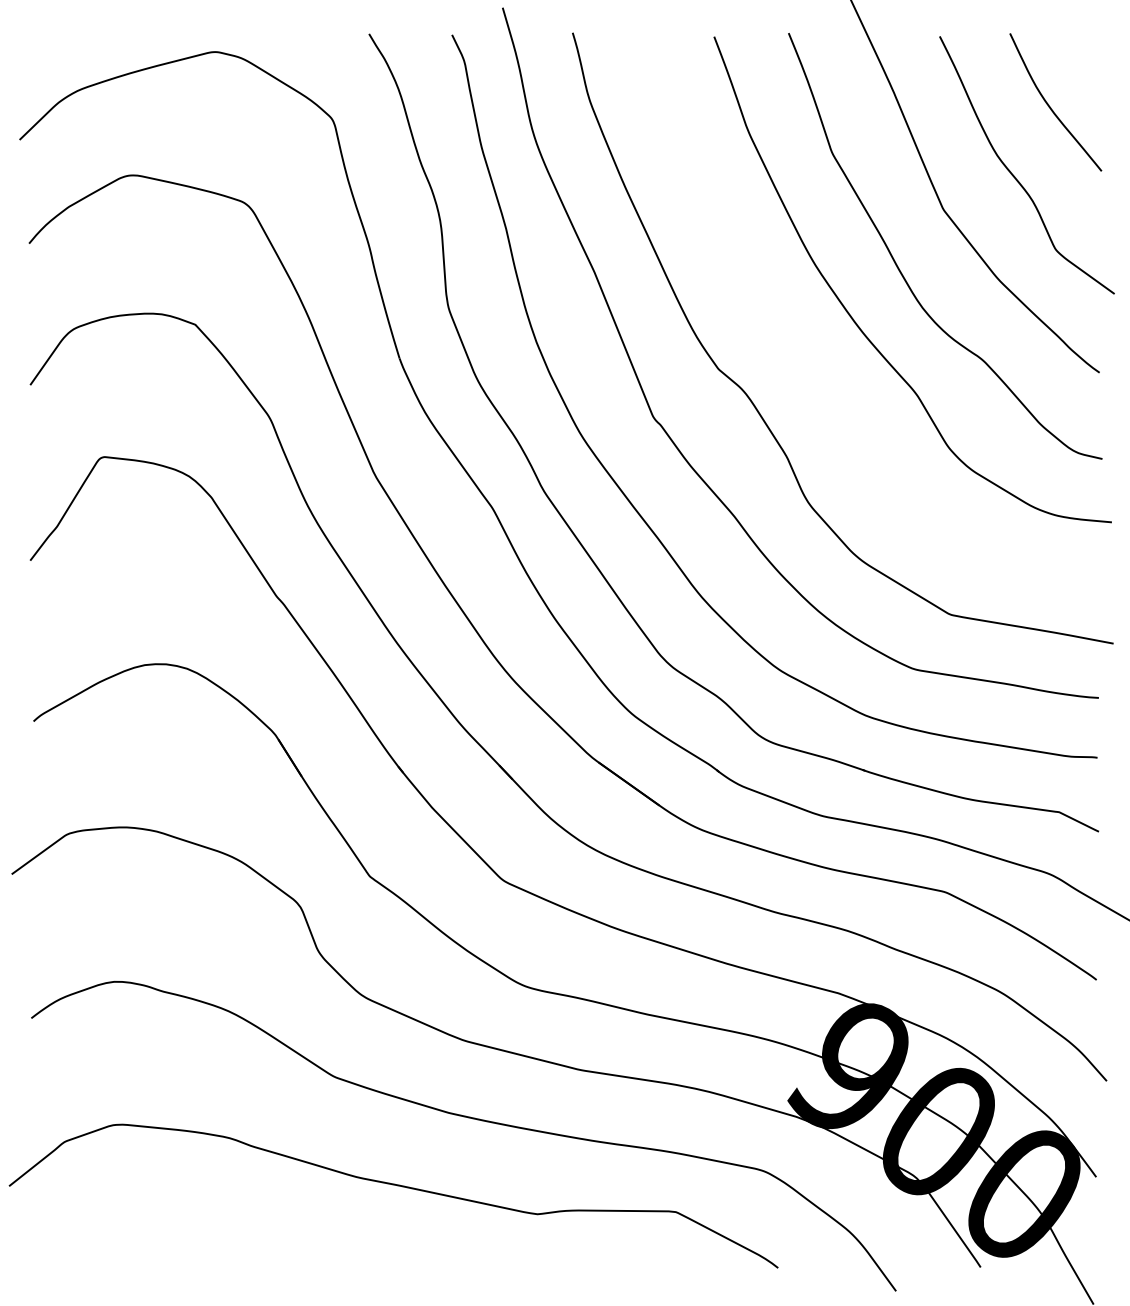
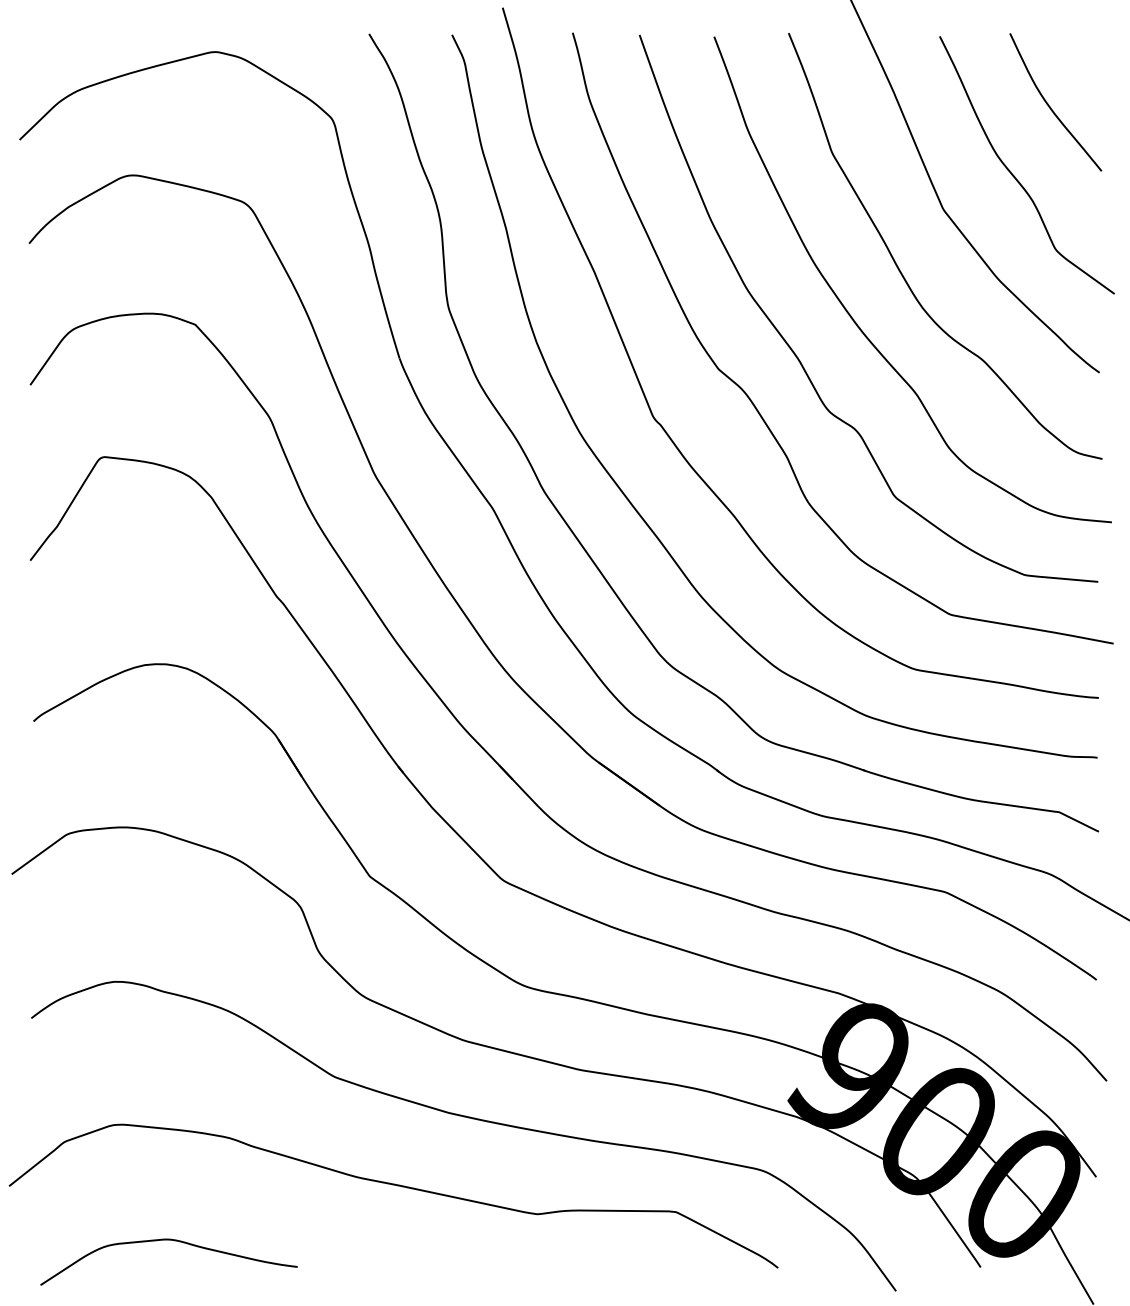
curve: none -> present (796, 354)
curve: none -> present (174, 1241)
